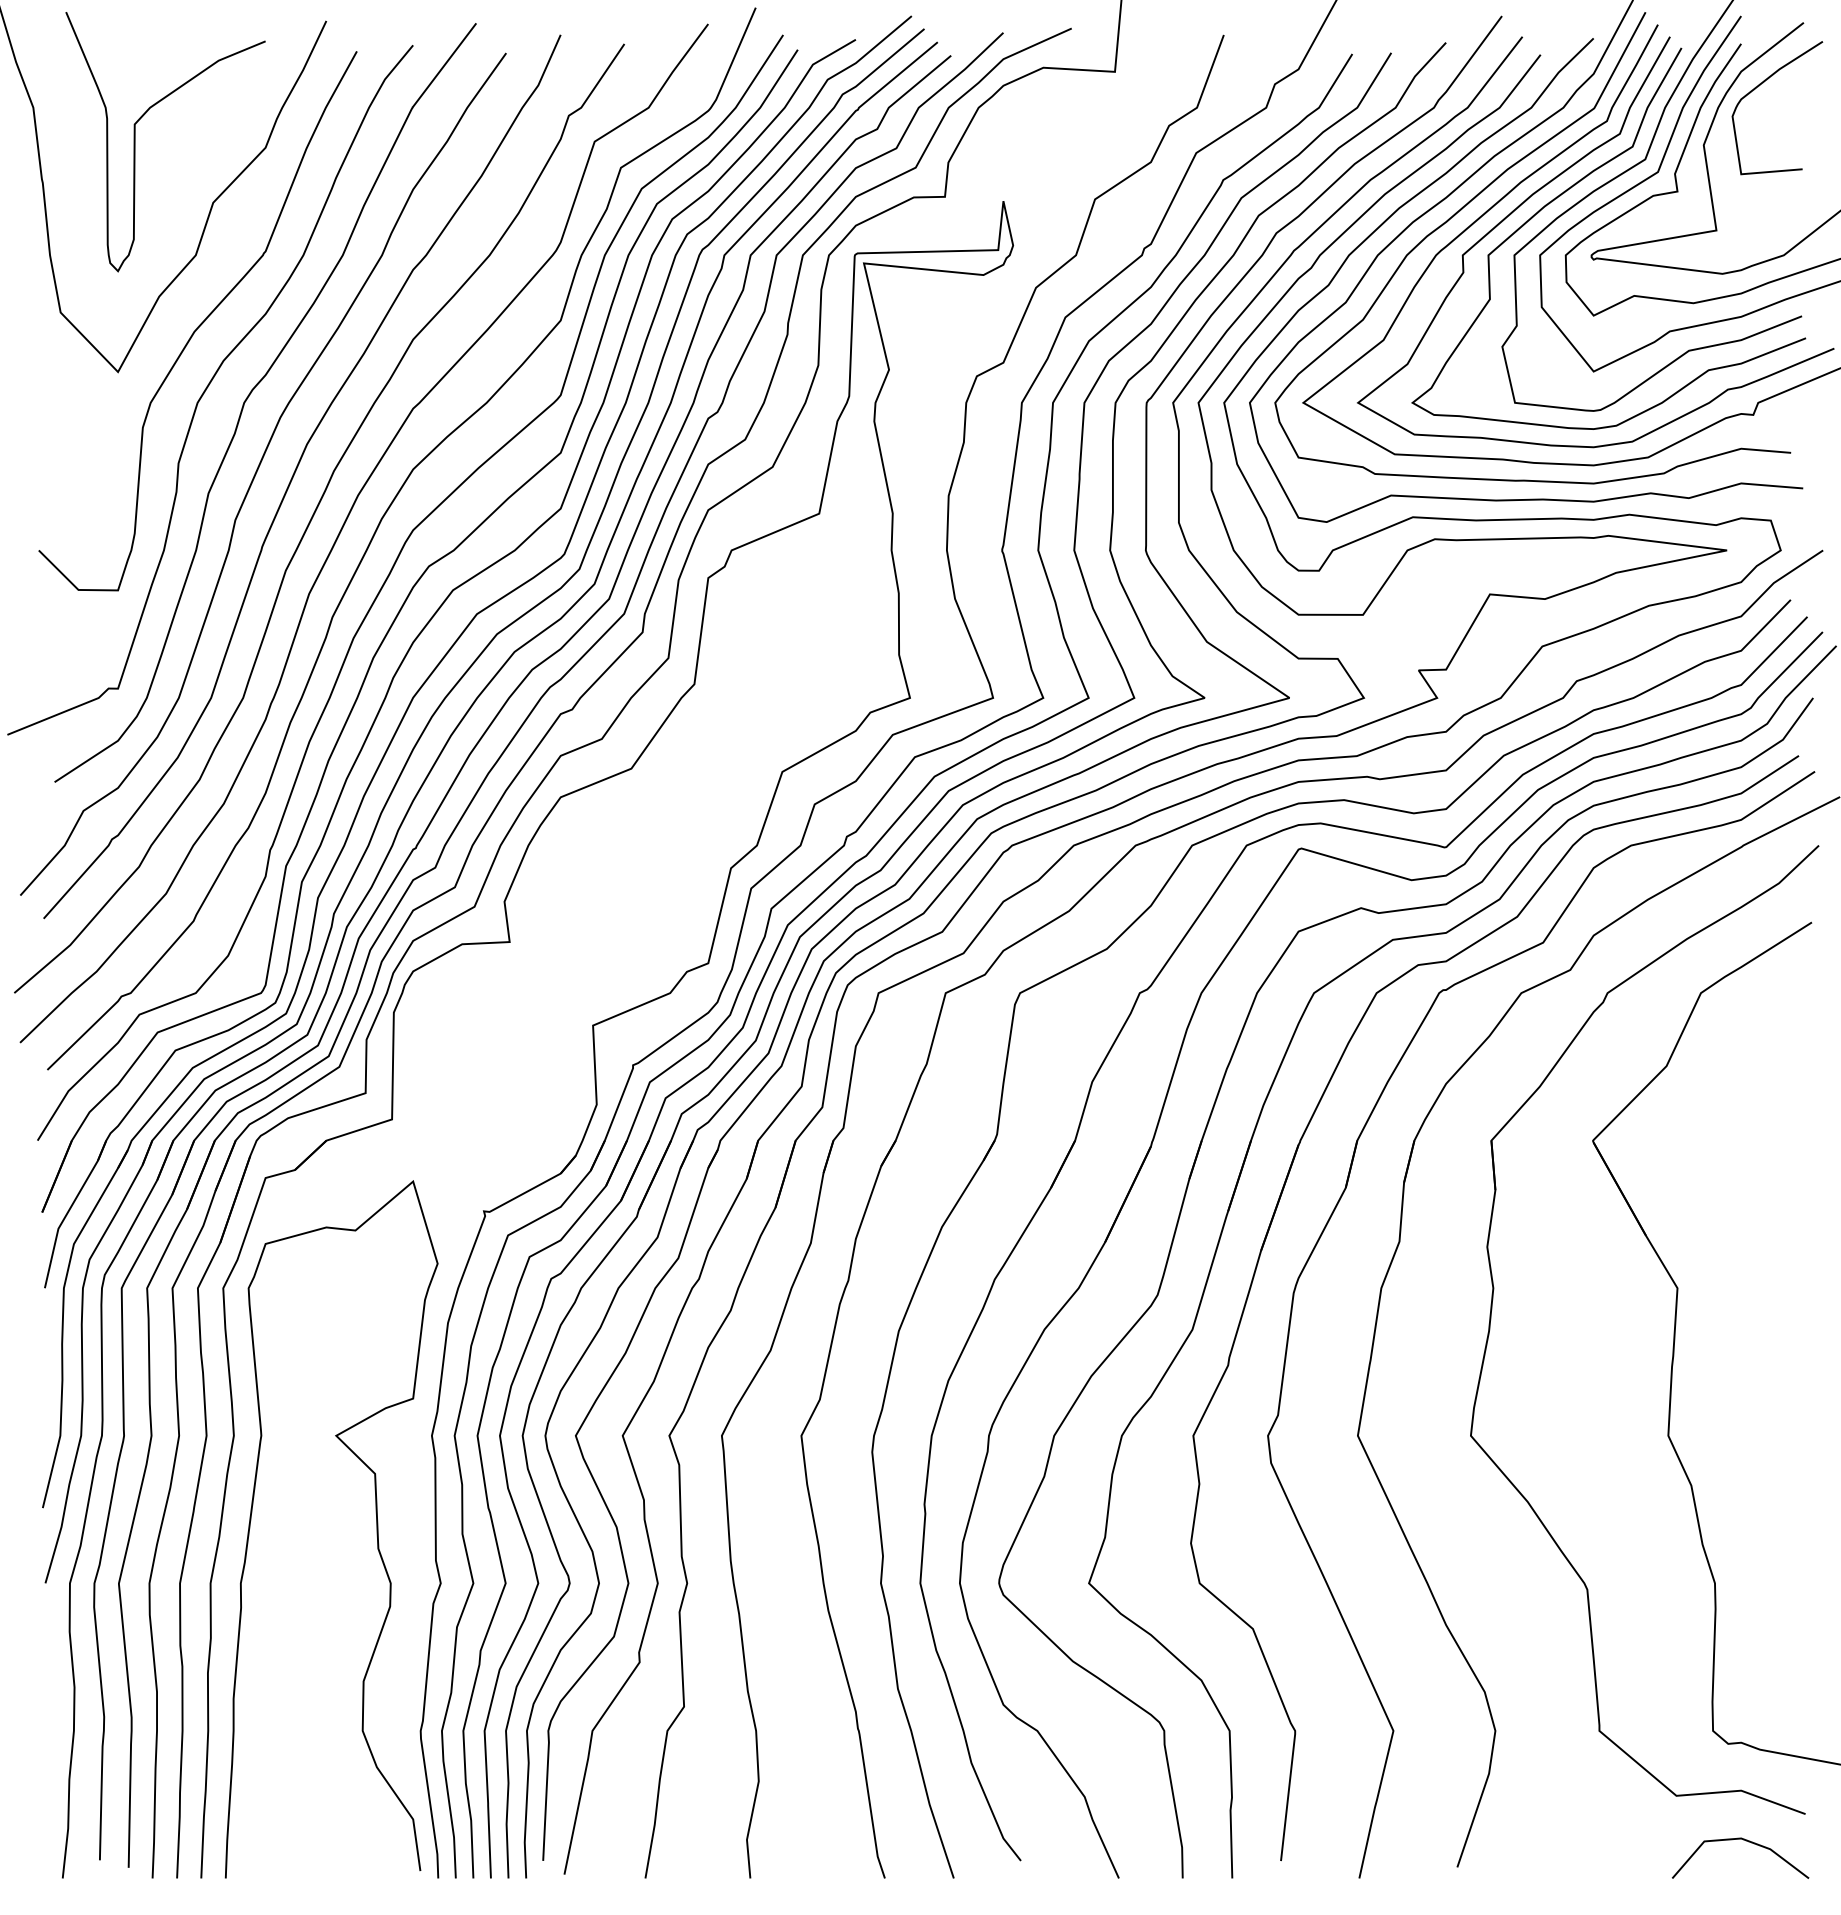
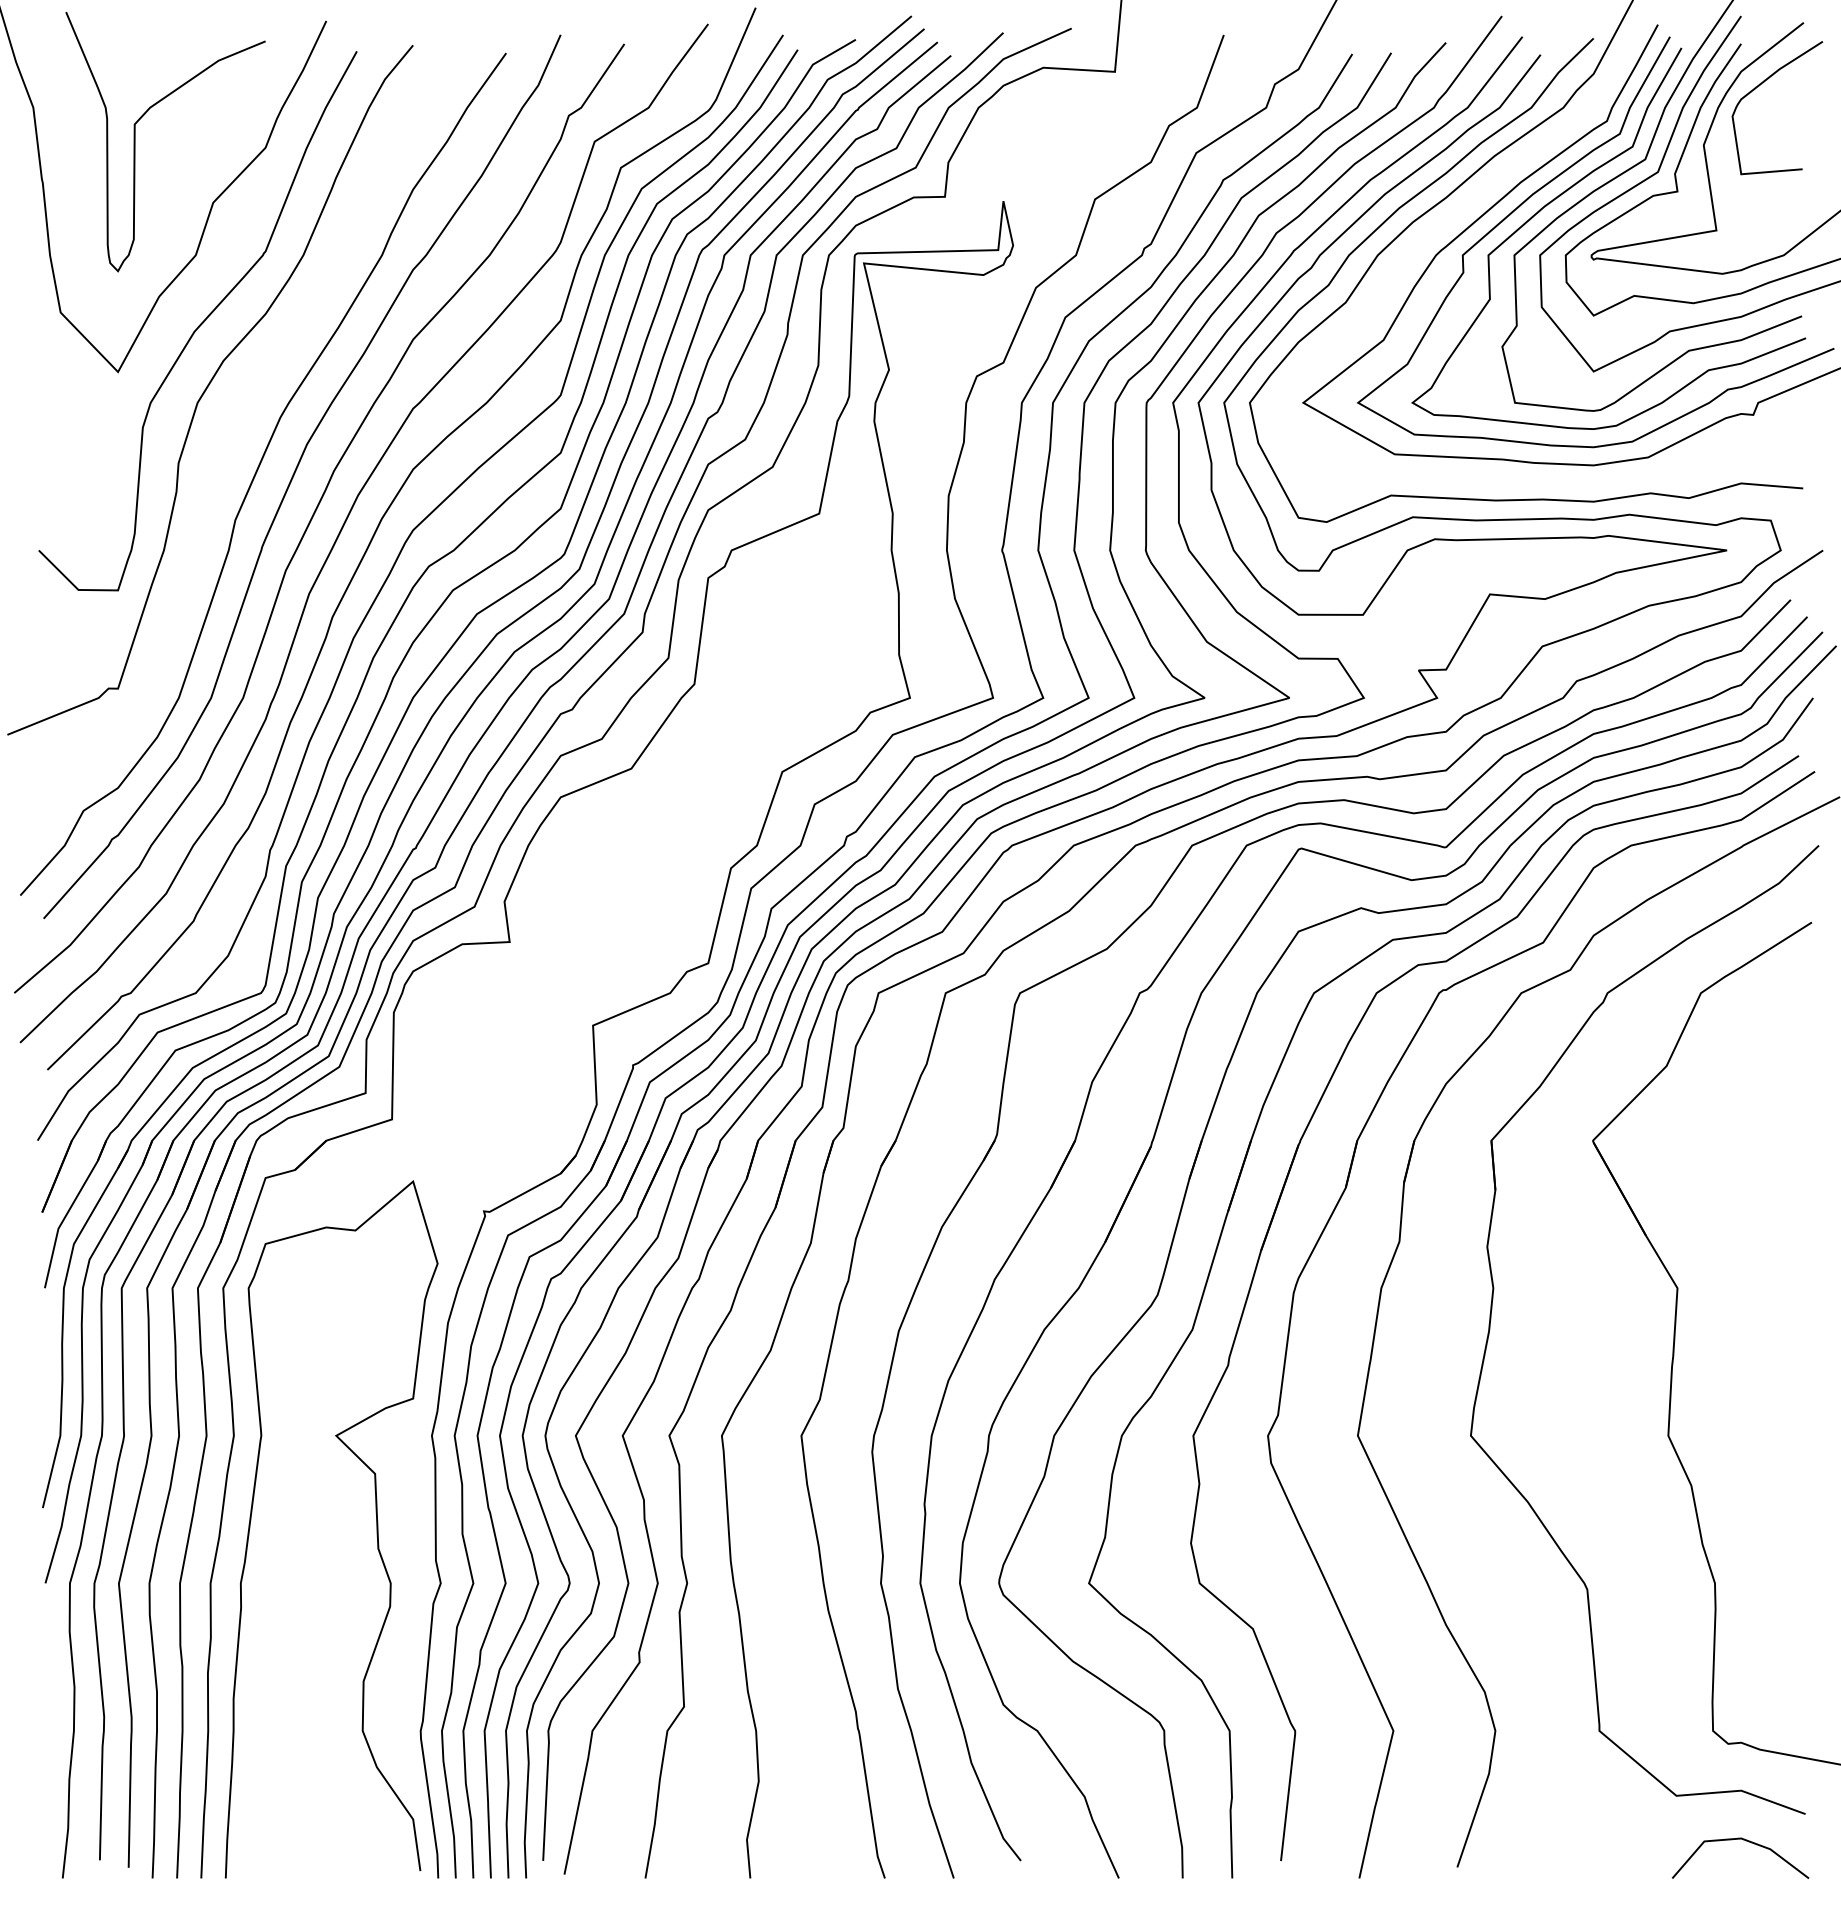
curve: present -> none (1481, 193)
curve: present -> none (250, 395)
